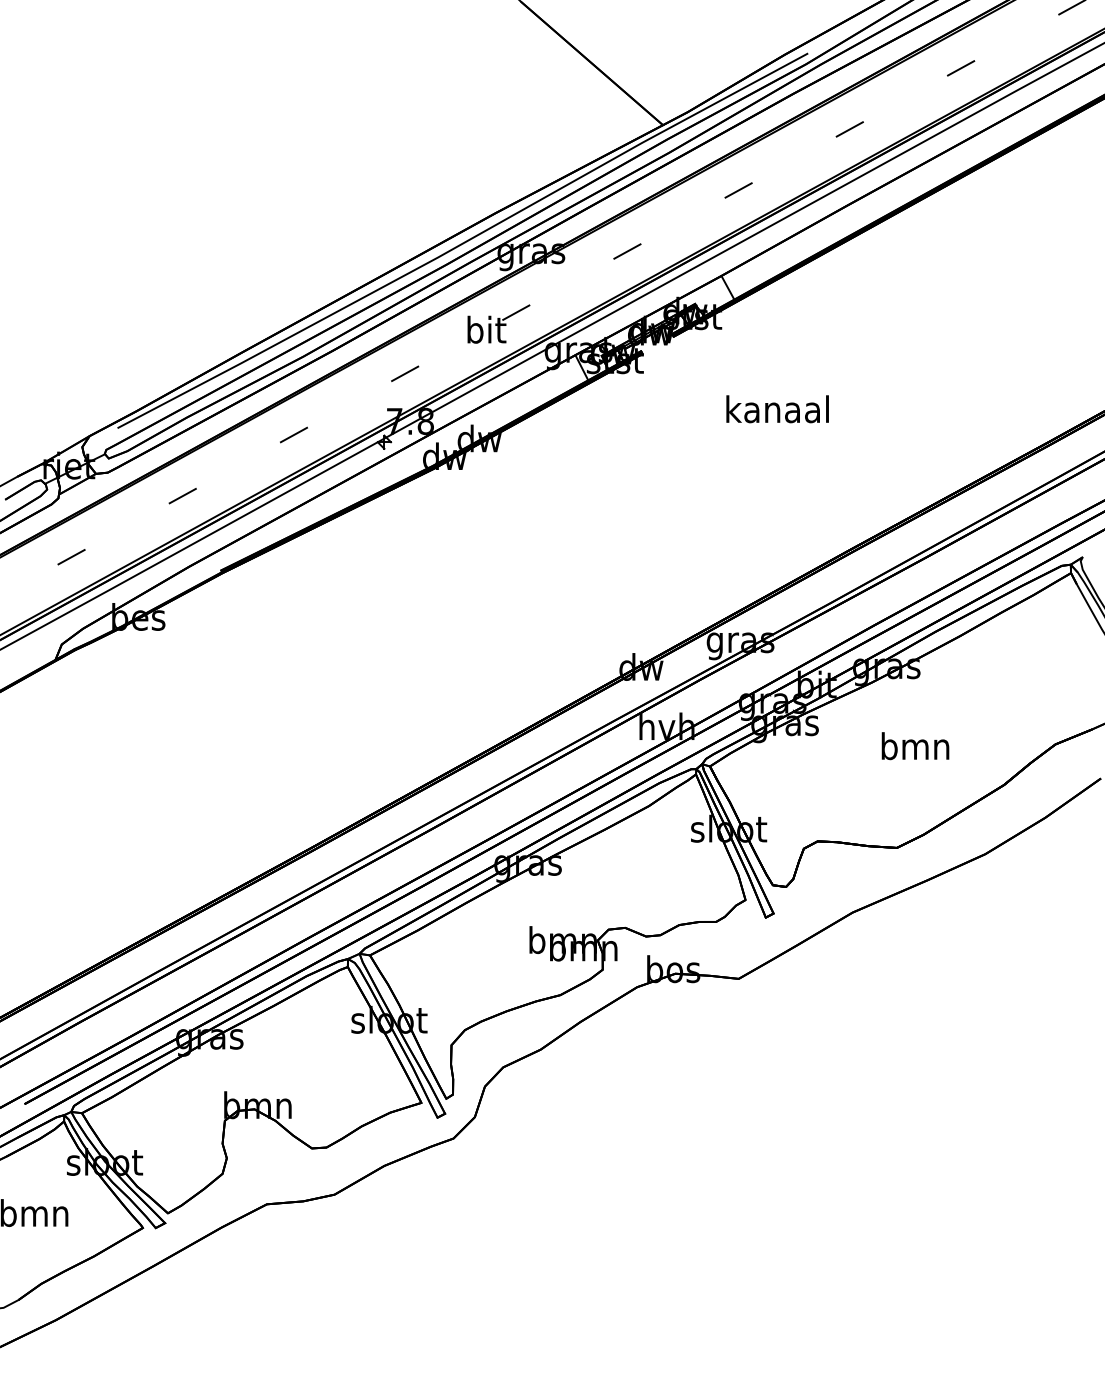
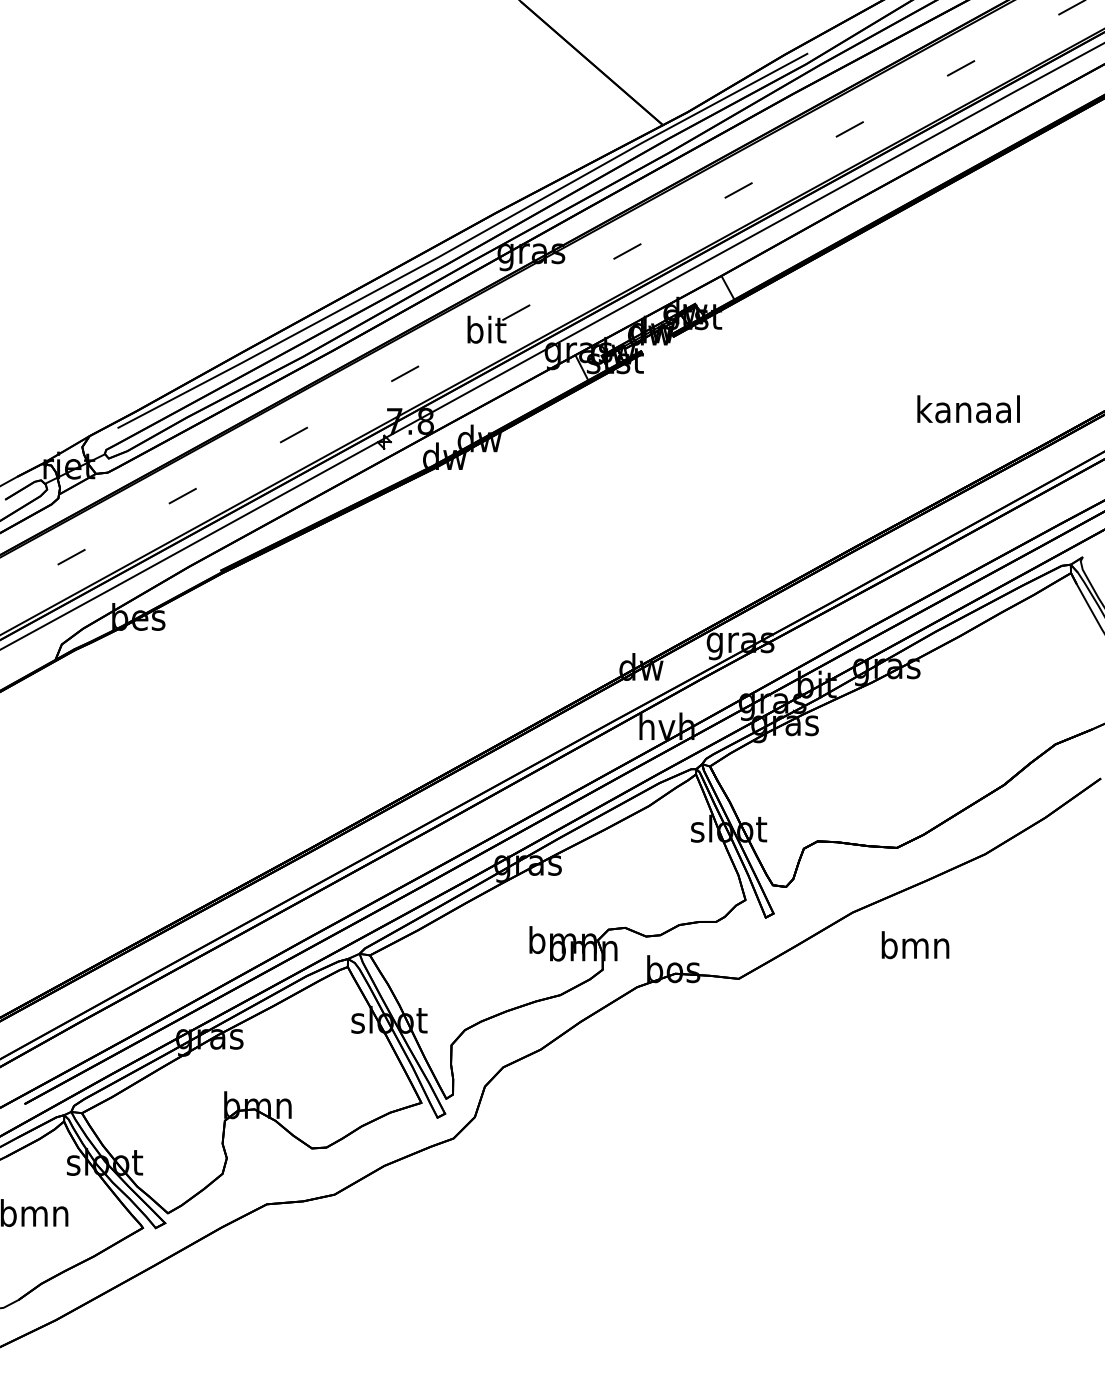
text position: (777, 409) -> (968, 409) (968, 409)
text position: (915, 746) -> (915, 945) (915, 945)
